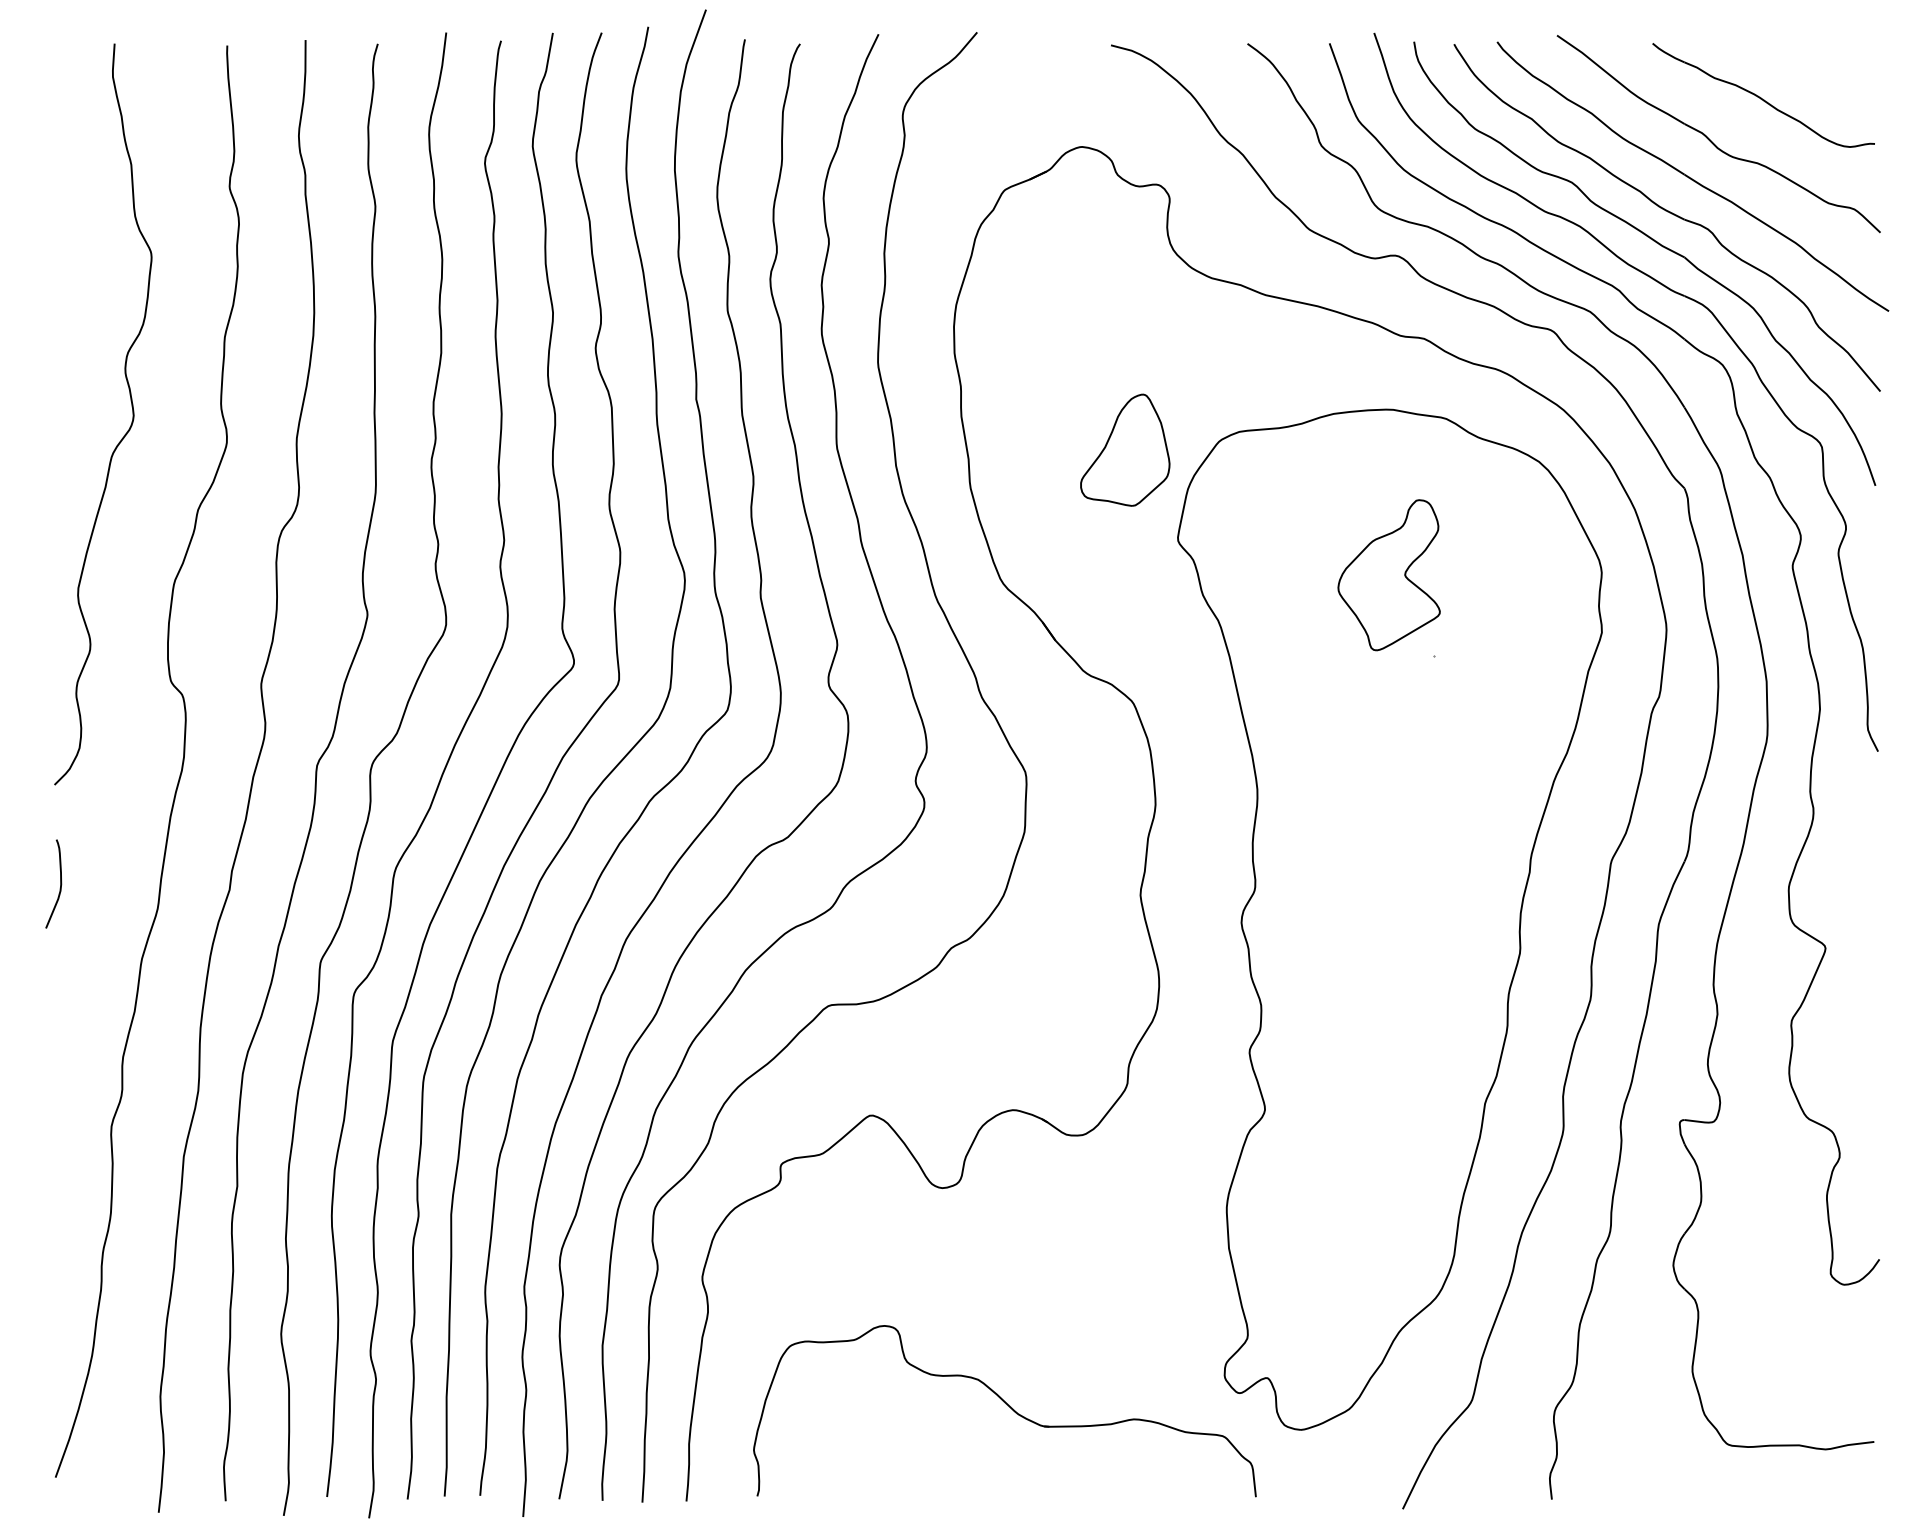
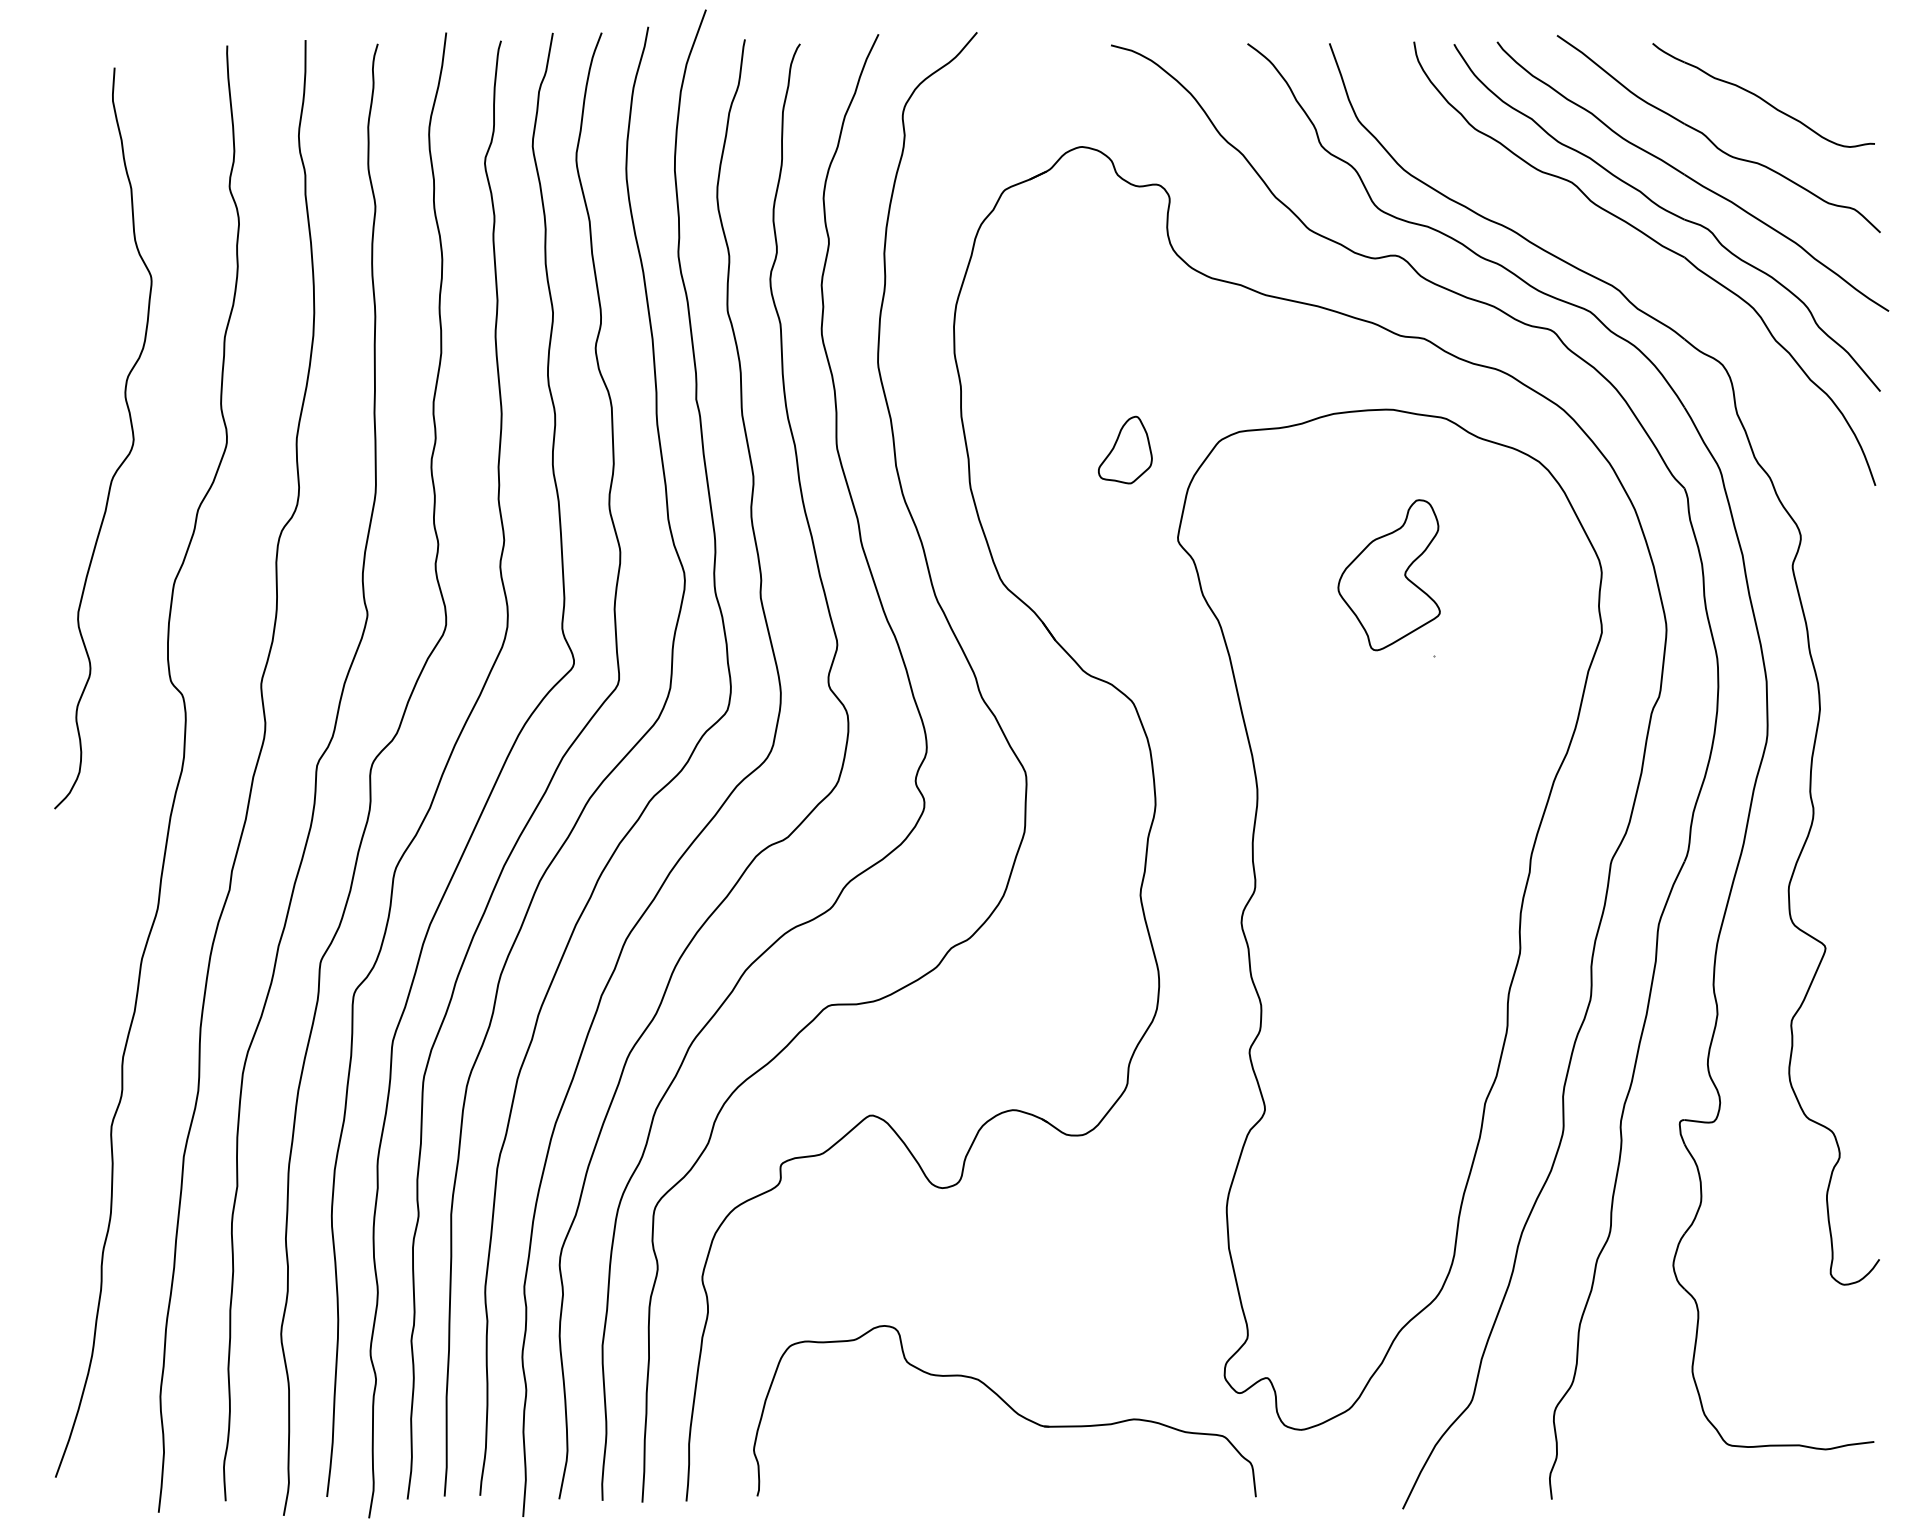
part: present -> none (1675, 293)
curve position: (130, 424) -> (130, 448) (130, 448)
part size: 91x114 px -> 55x70 px (1125, 449)
curve: present -> none (60, 883)
